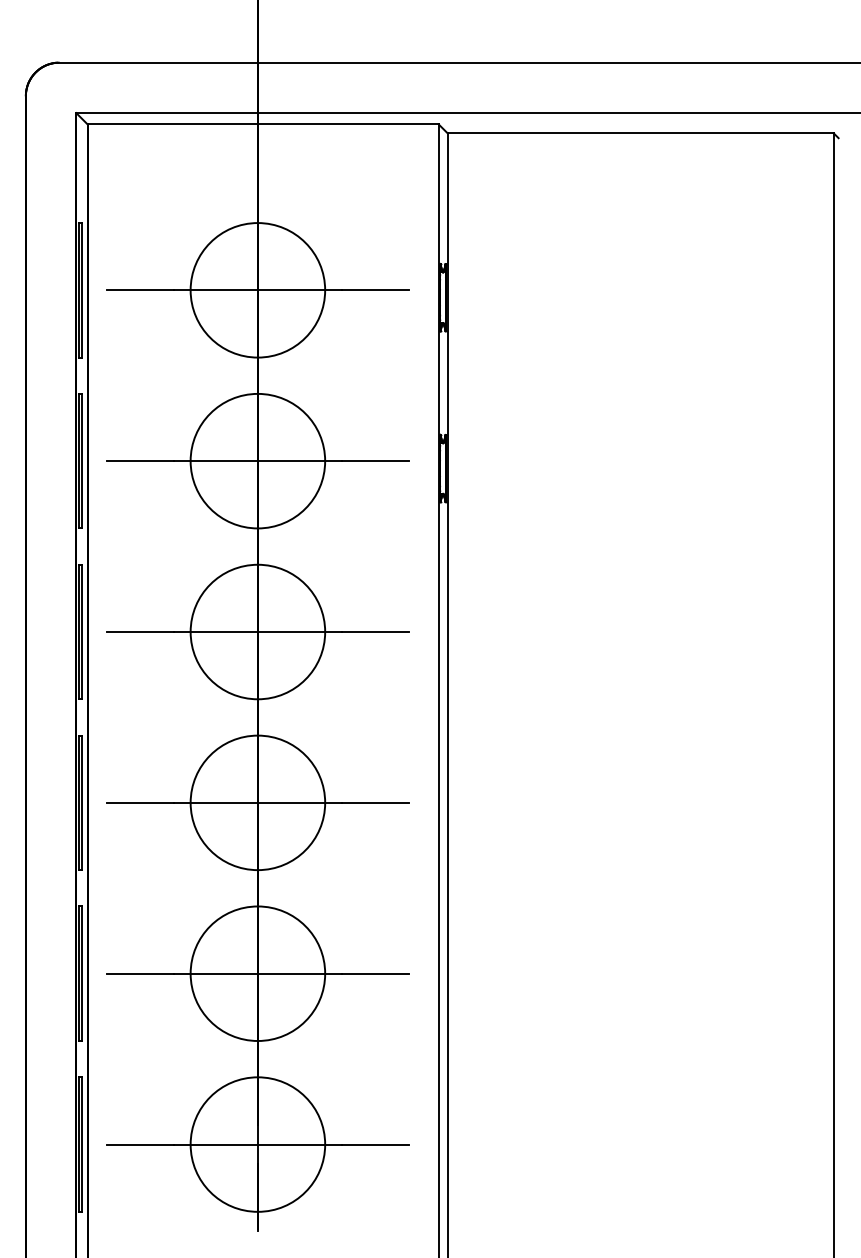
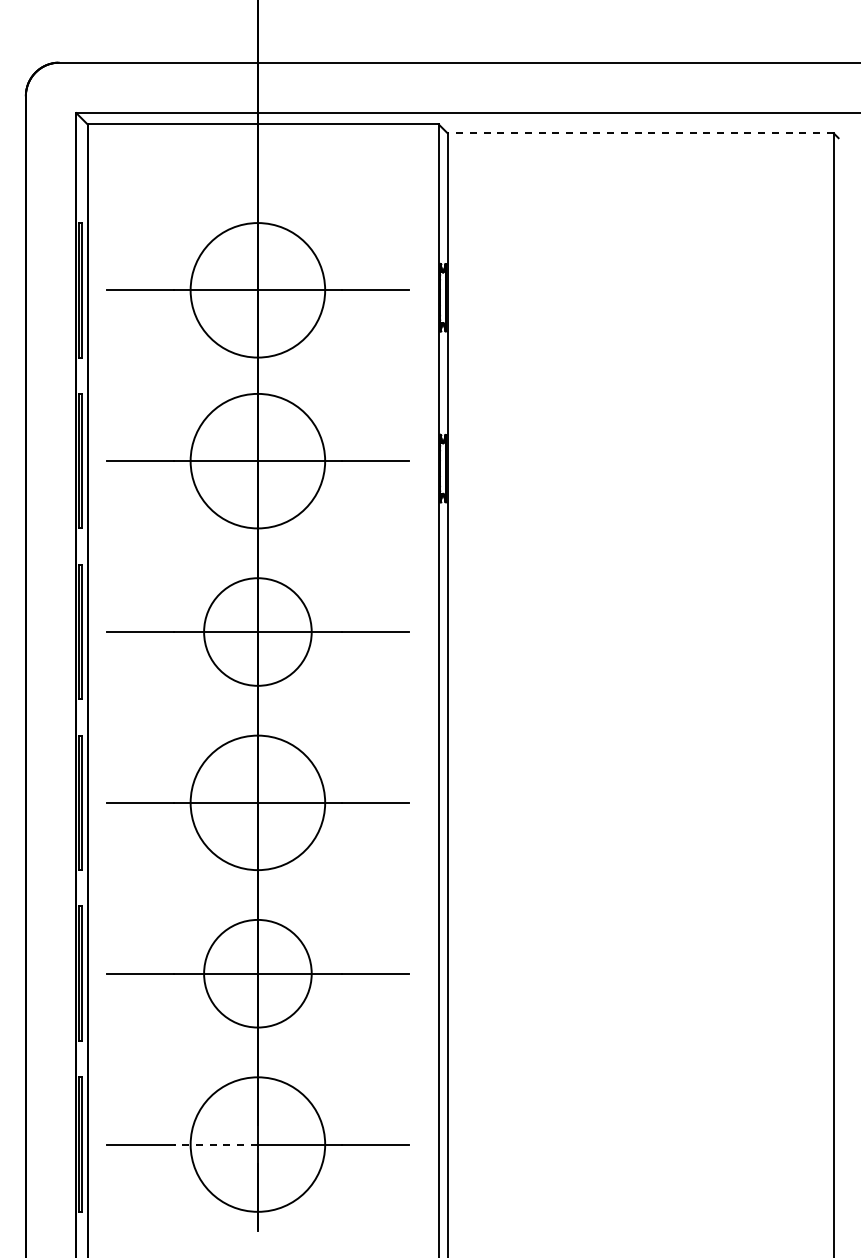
line: solid -> dashed (640, 133)
circle diameter: 135 px -> 108 px (257, 631)
circle diameter: 135 px -> 108 px (257, 973)
line: solid -> dashed (215, 1144)
